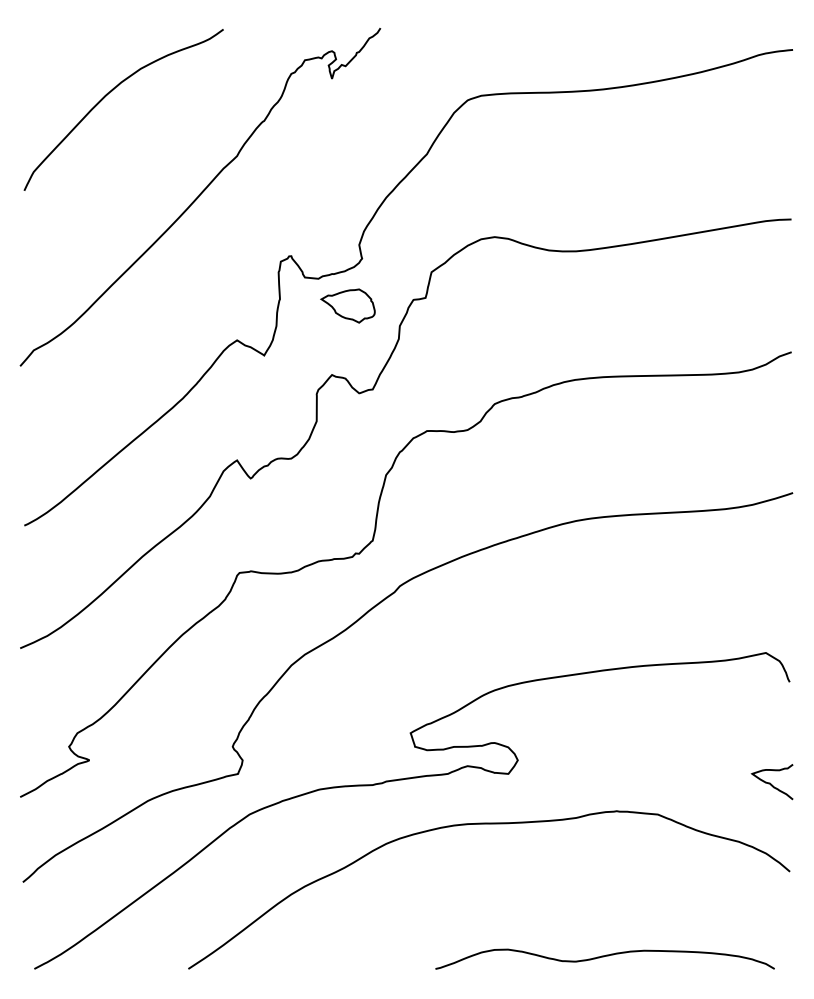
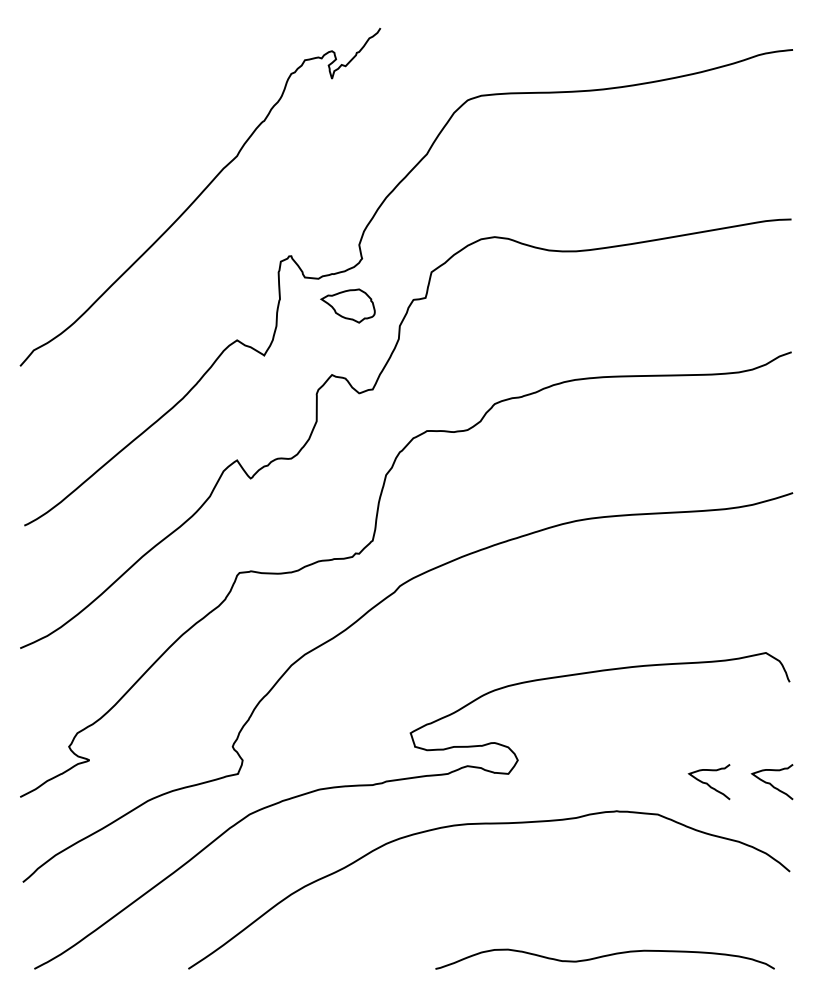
curve: present -> none (111, 92)
curve: none -> present (707, 782)
